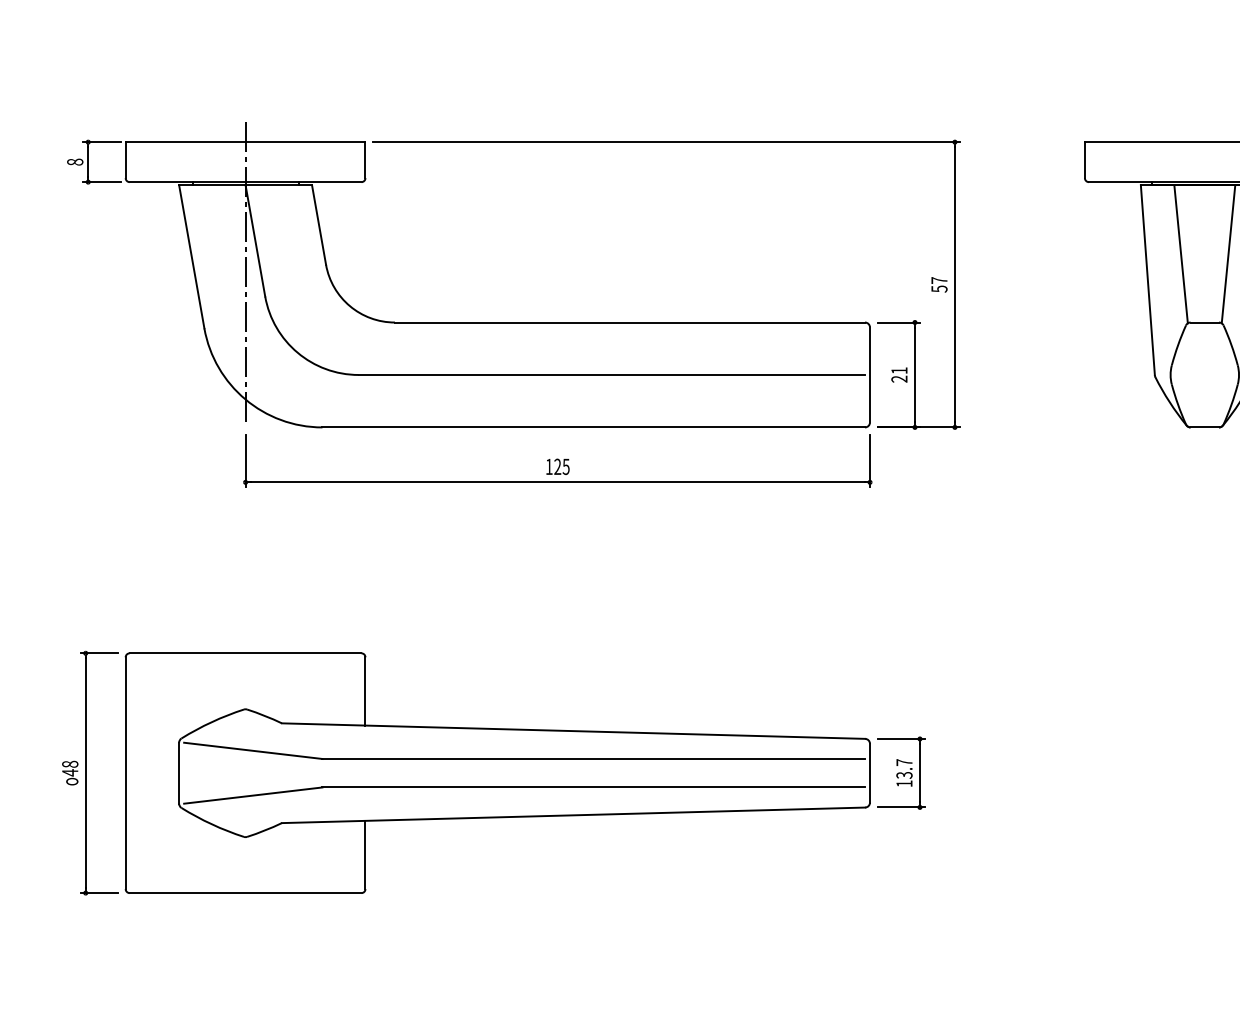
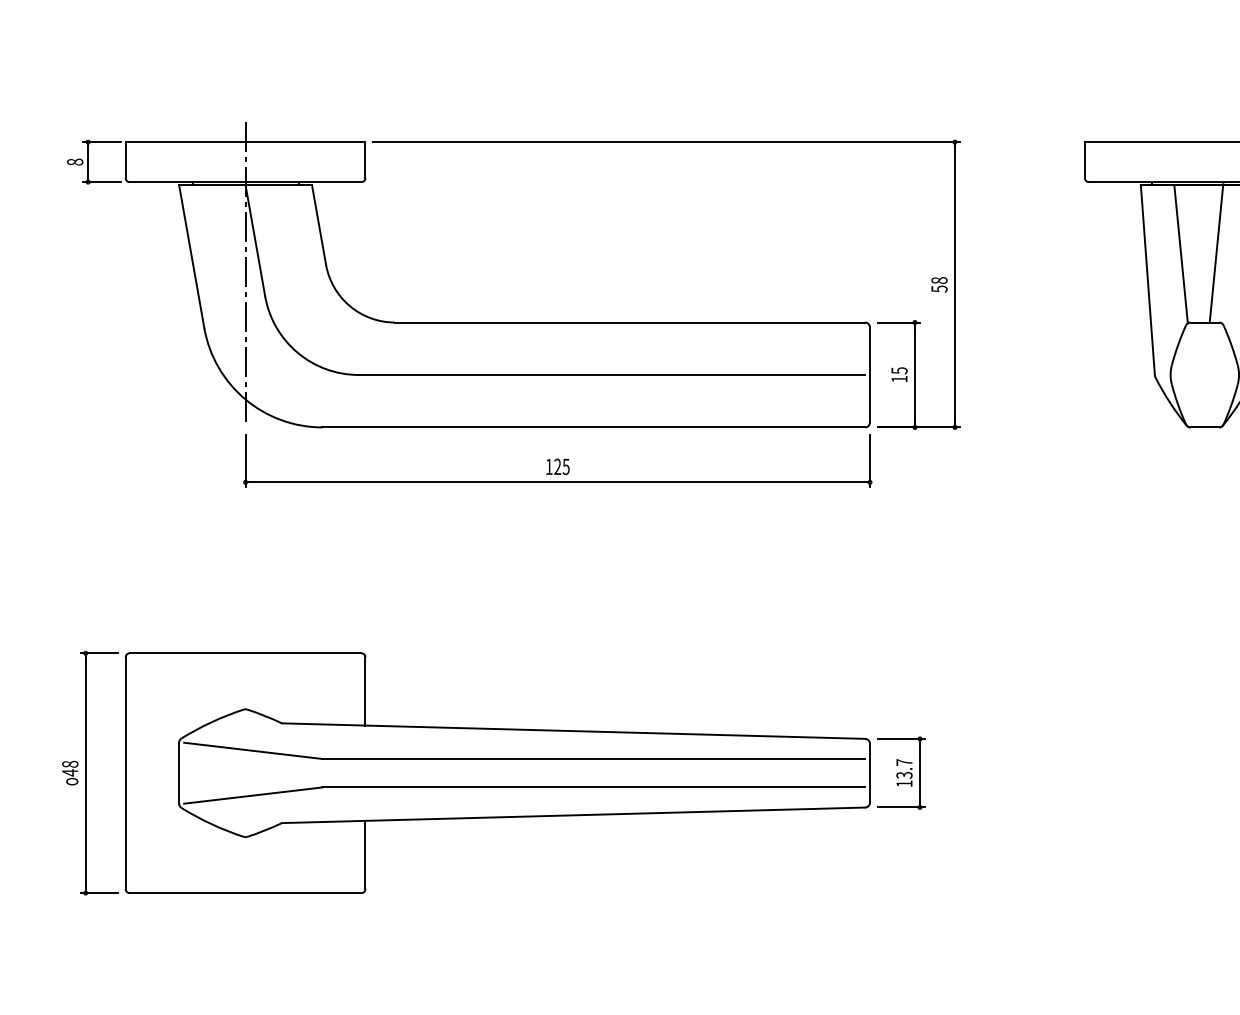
line position: (1228, 254) -> (1216, 253) (1216, 253)
text: 57 -> 58 (939, 280)
text: 21 -> 15 (899, 374)
